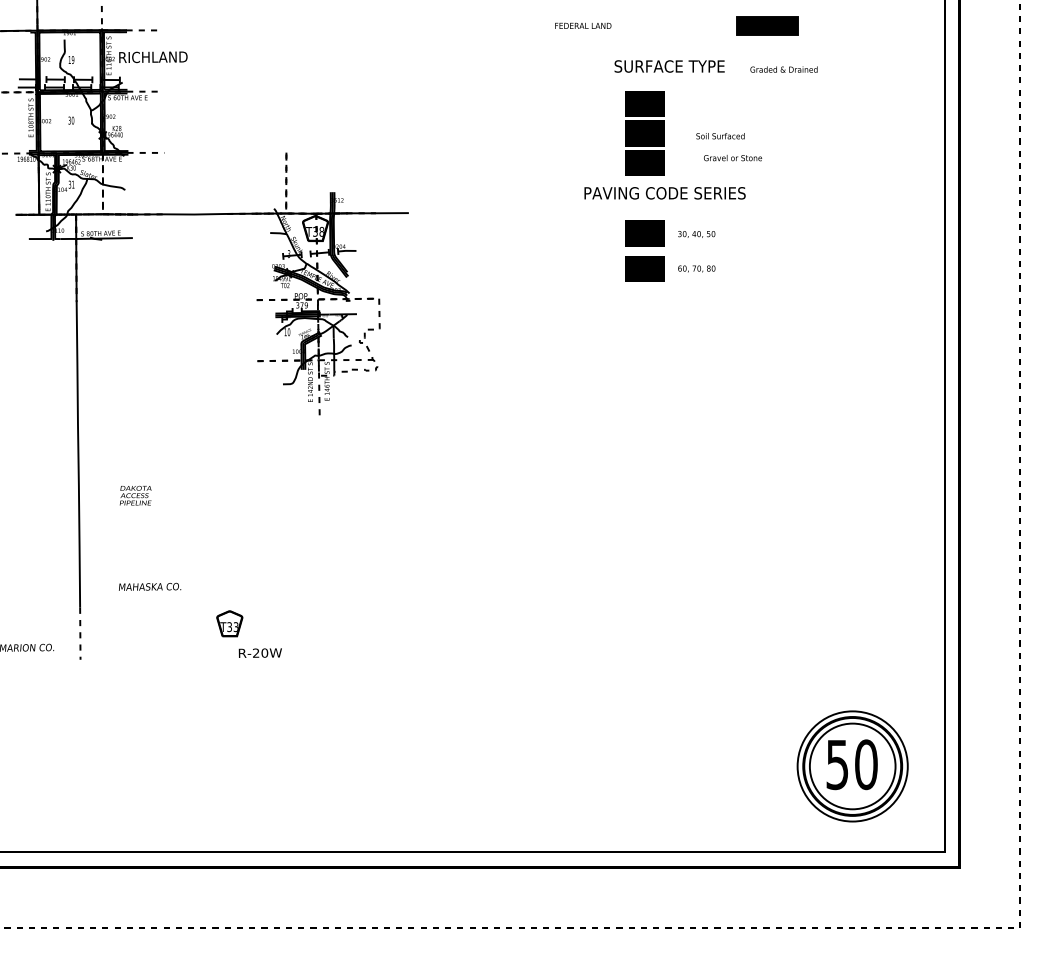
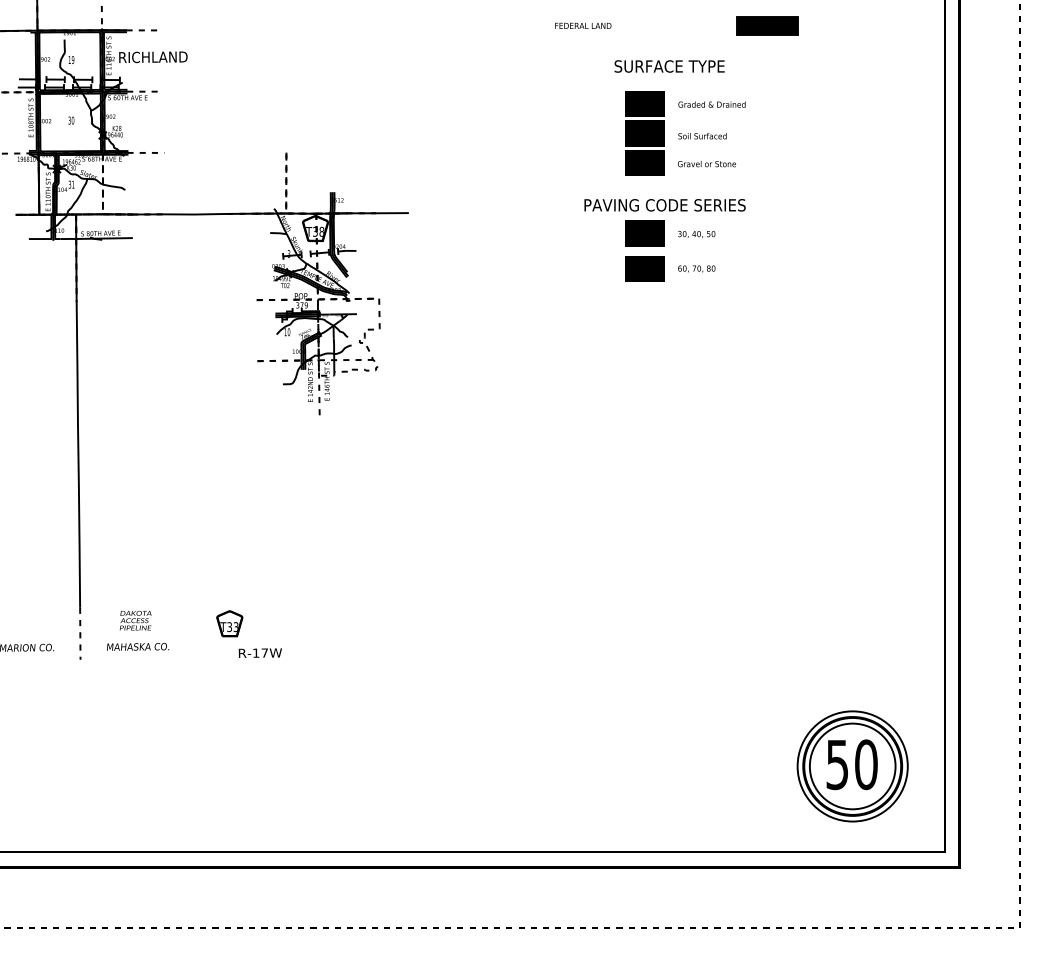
text position: (783, 69) -> (711, 104) (711, 104)
text position: (720, 136) -> (702, 136) (702, 136)
text position: (733, 158) -> (707, 164) (707, 164)
text position: (664, 193) -> (664, 205) (664, 205)
text position: (135, 495) -> (135, 620) (135, 620)
text position: (150, 586) -> (138, 646) (138, 646)
text: R-20W -> R-17W (260, 652)
